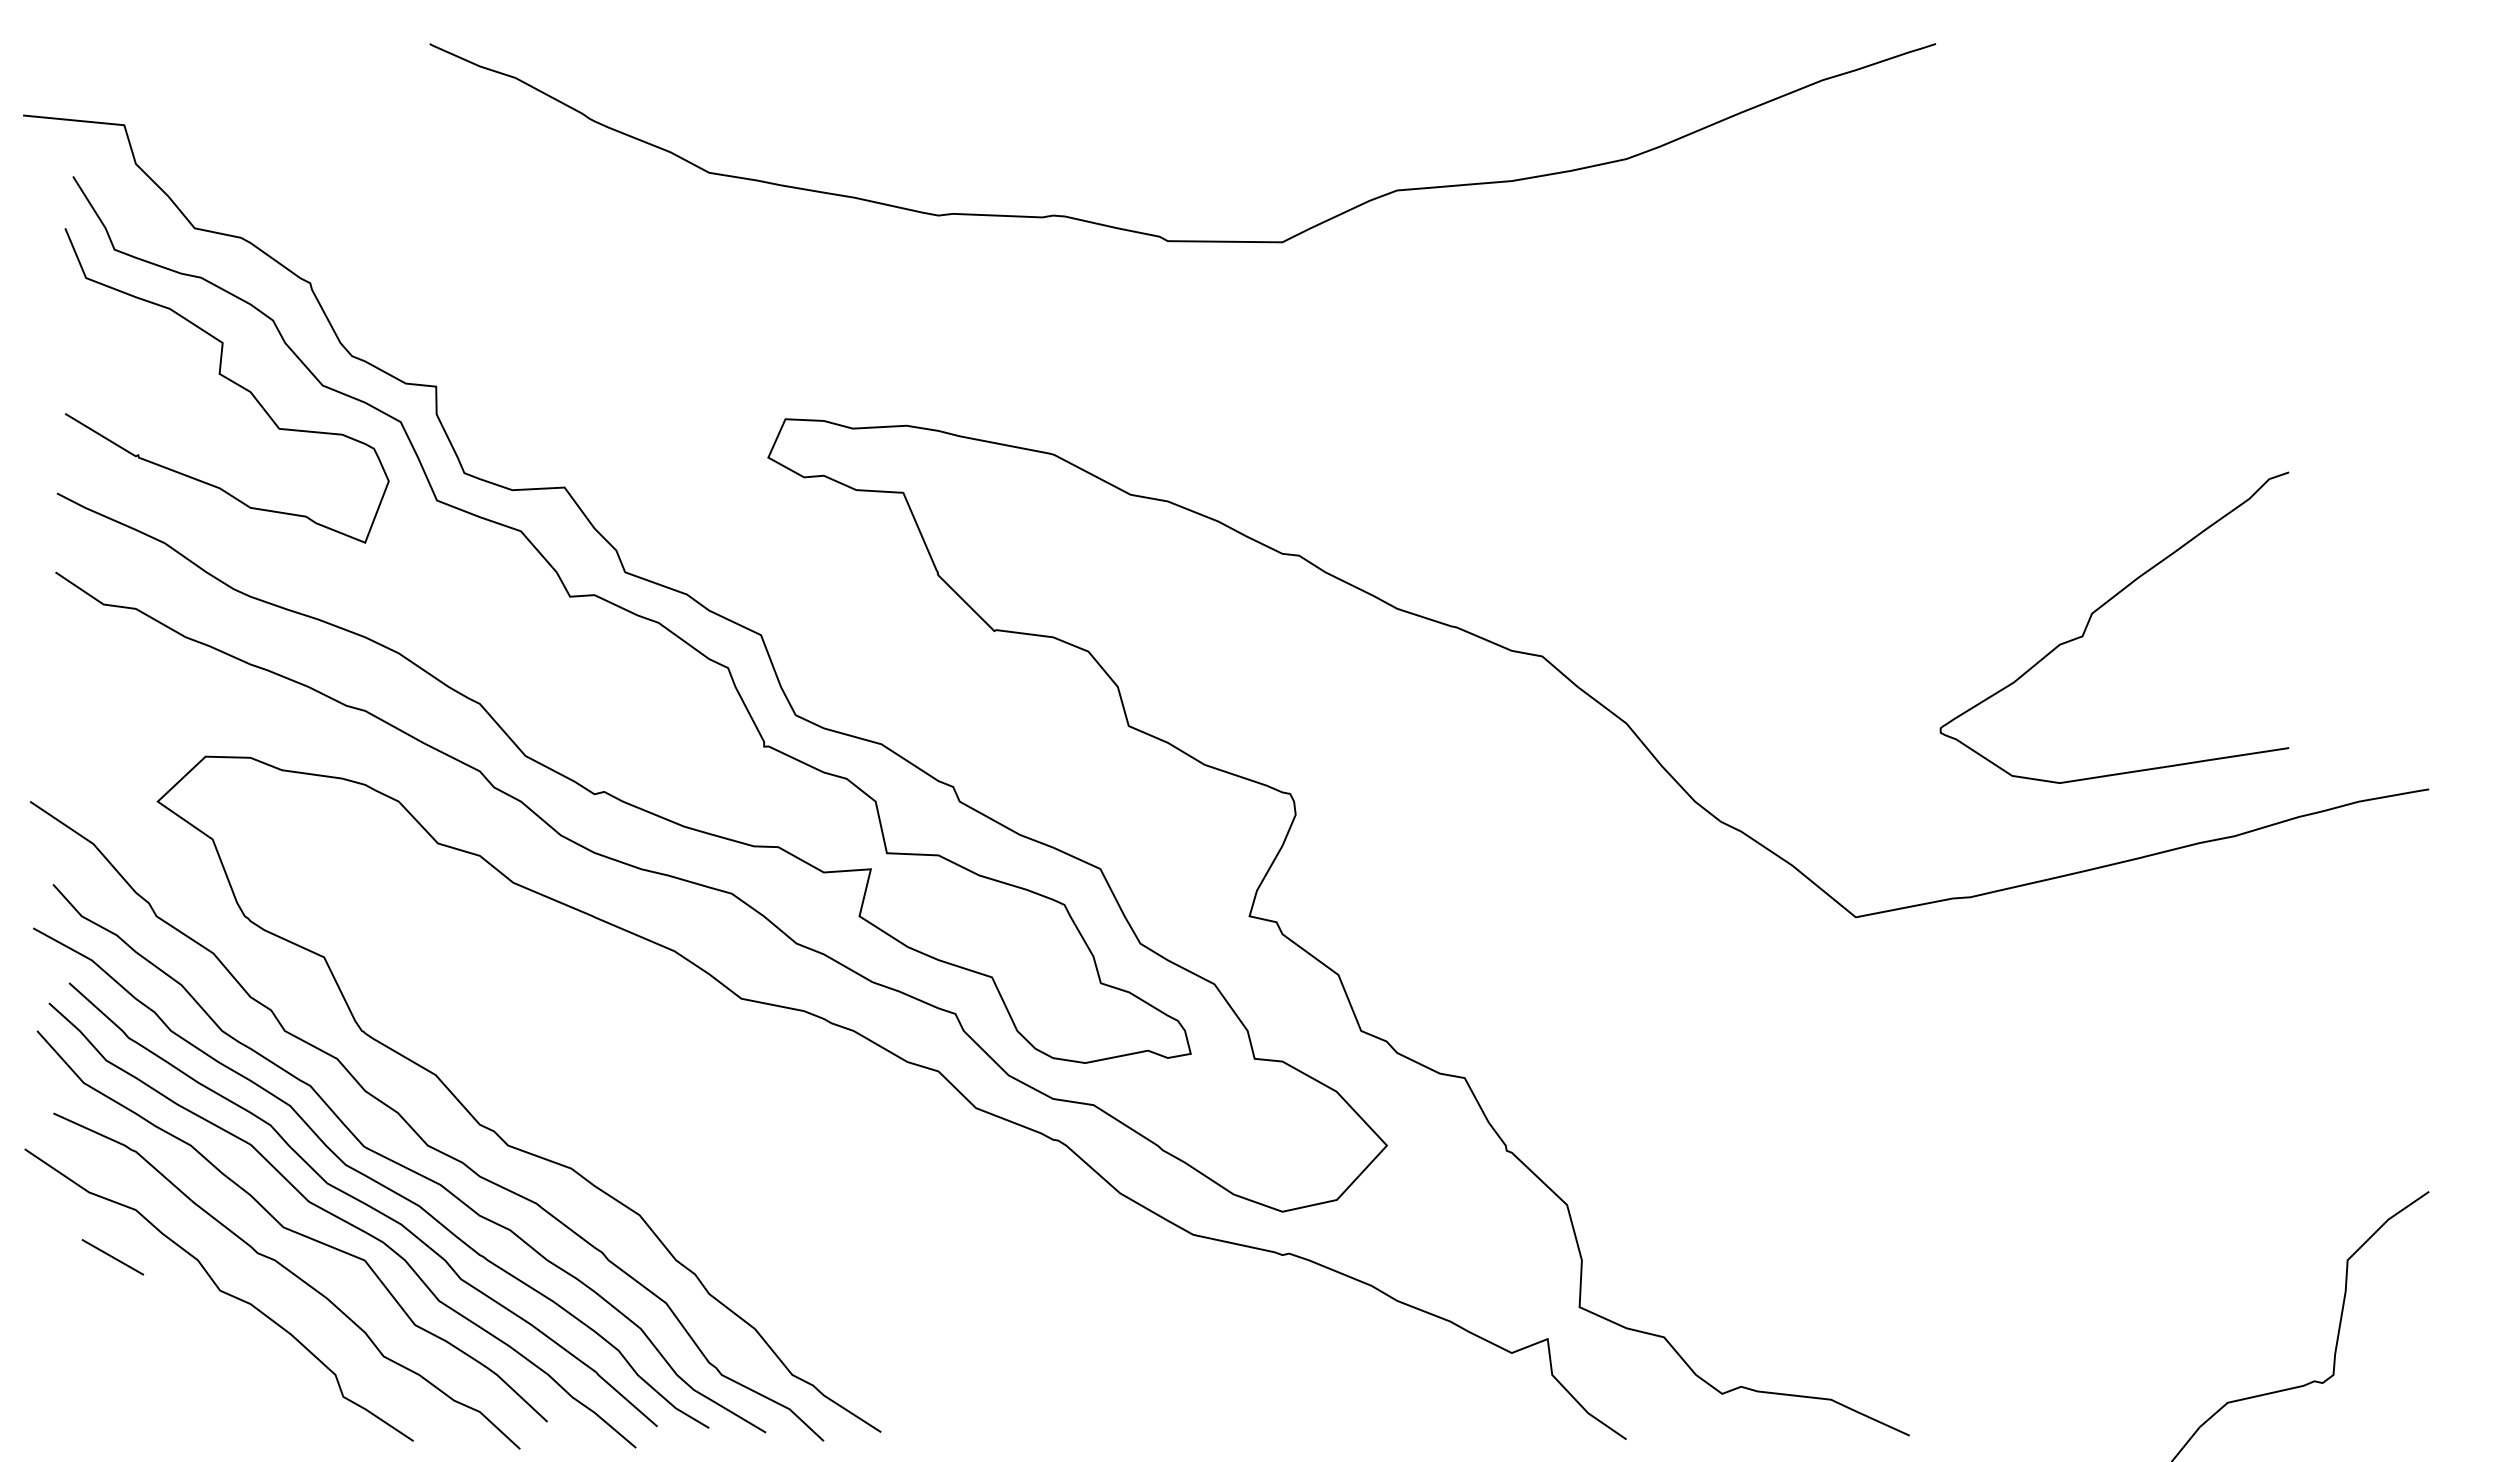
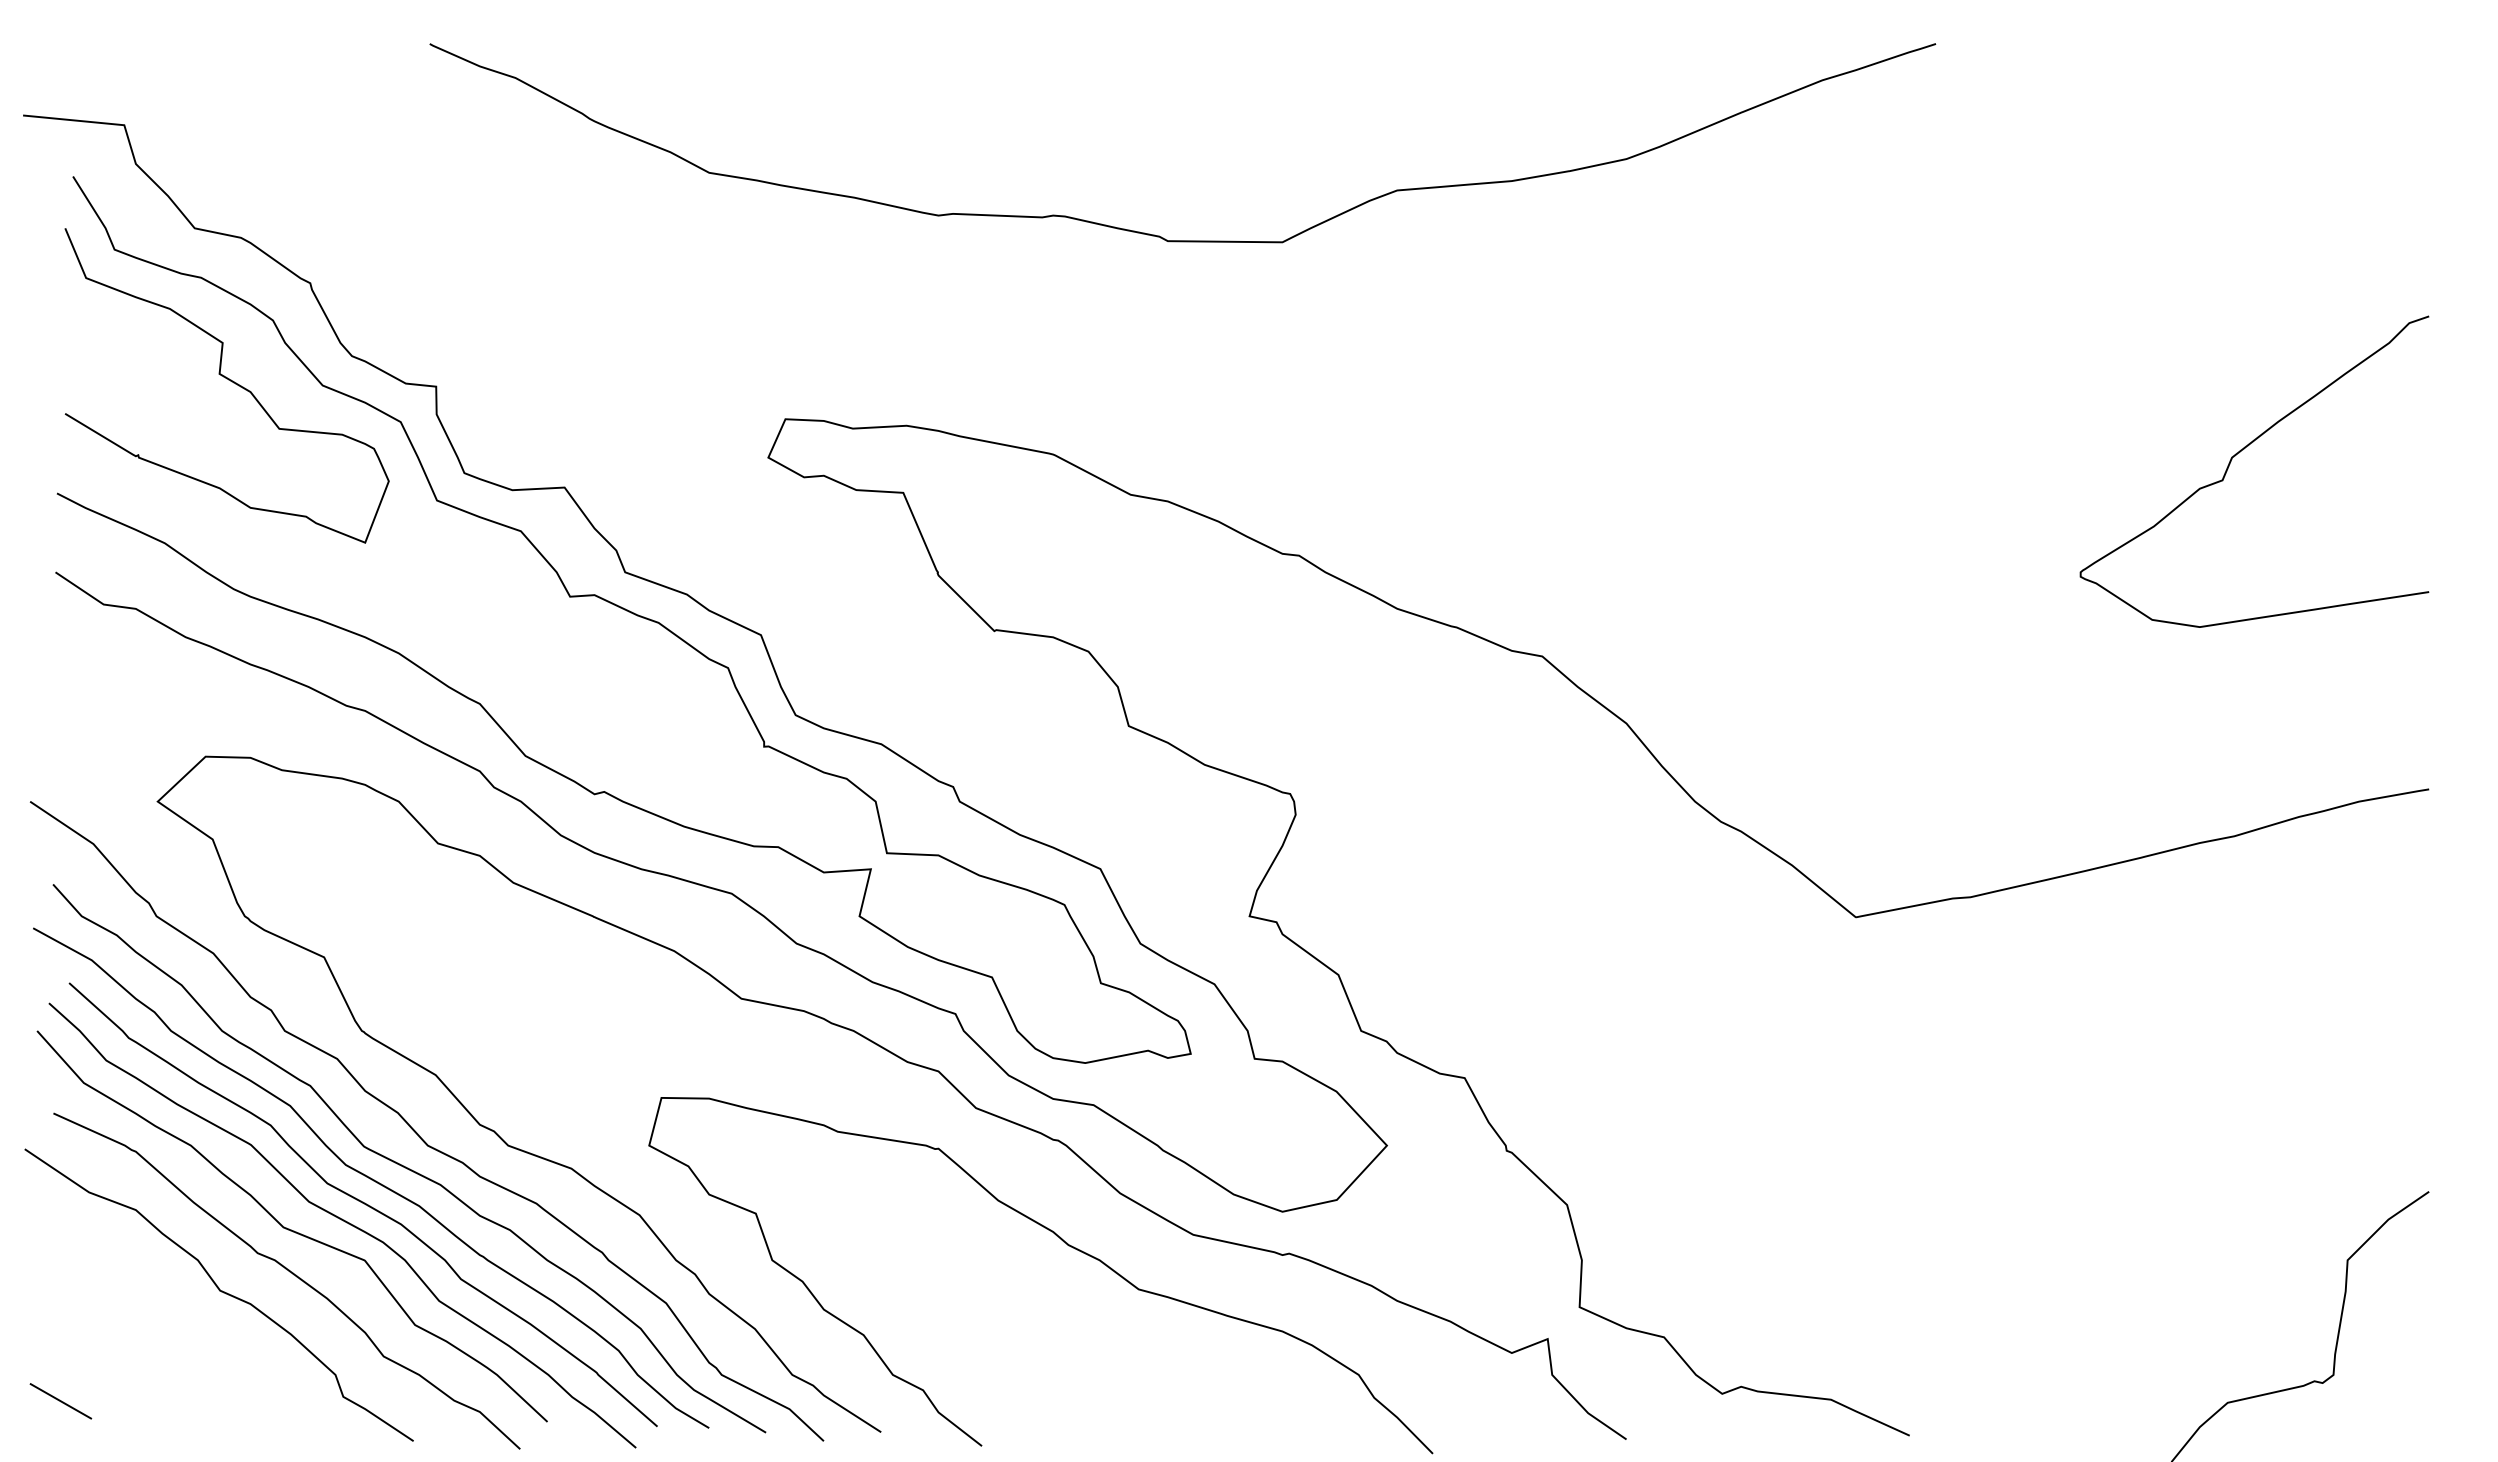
curve position: (2099, 609) -> (2239, 453) (2239, 453)
curve: none -> present (1063, 1242)
line position: (112, 1257) -> (60, 1401) (60, 1401)
